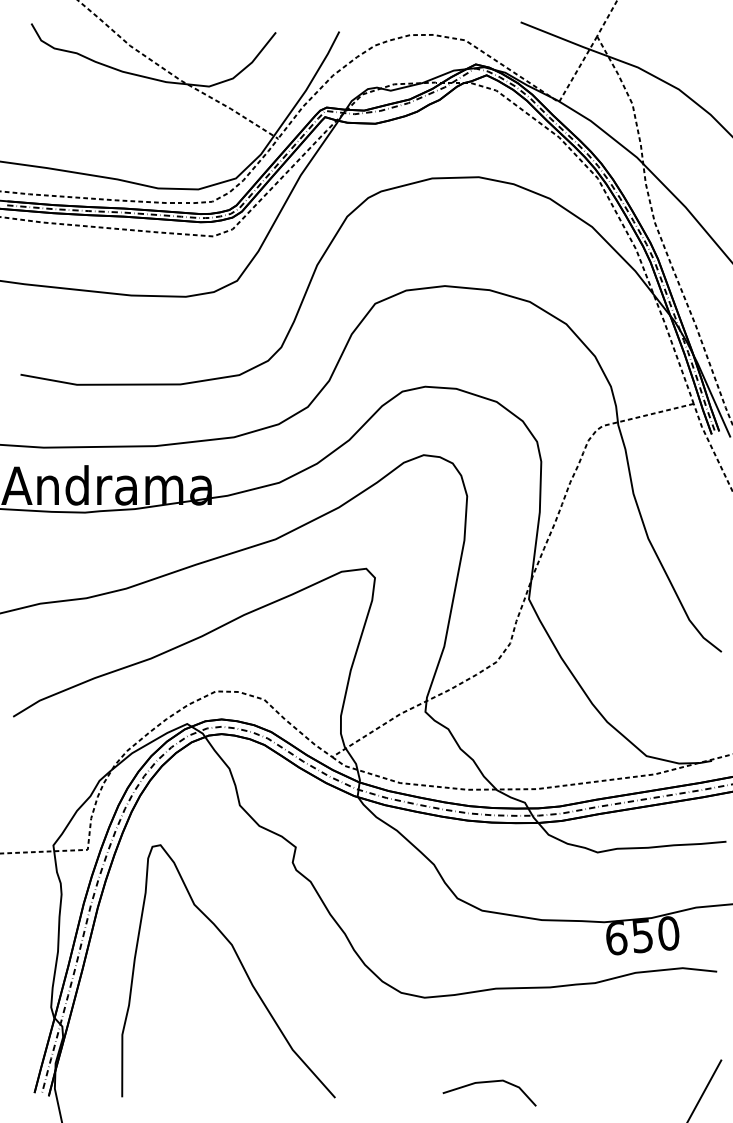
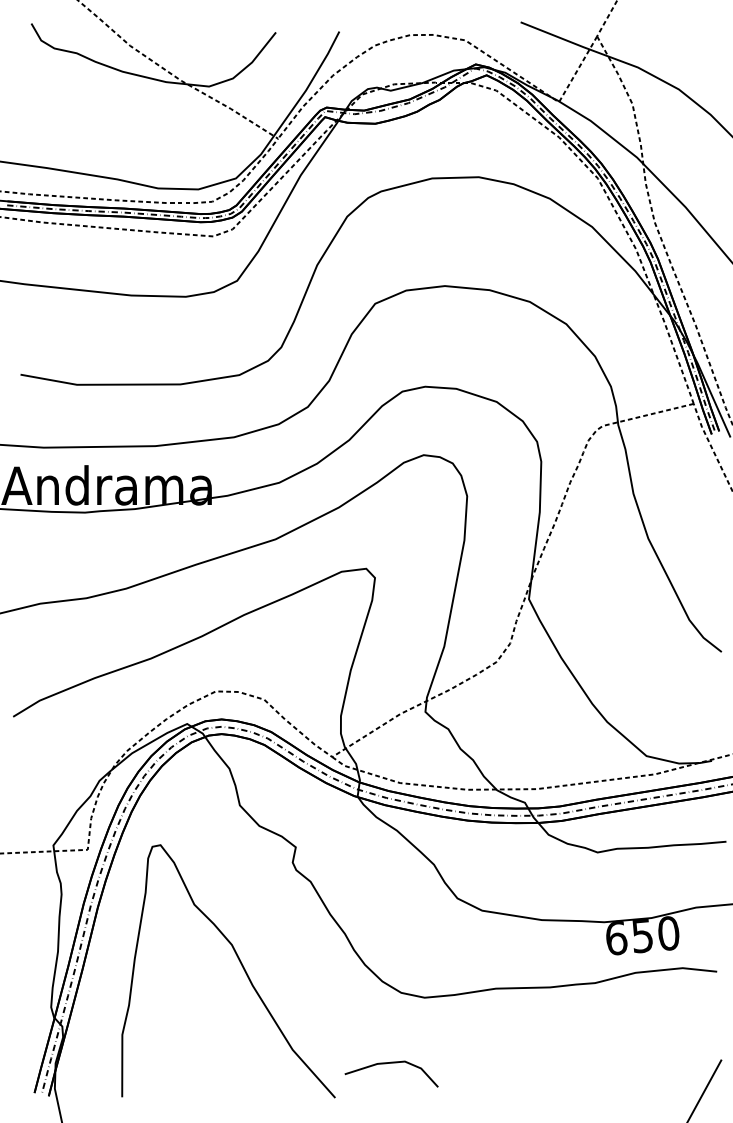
line position: (489, 1082) -> (391, 1063) (391, 1063)
